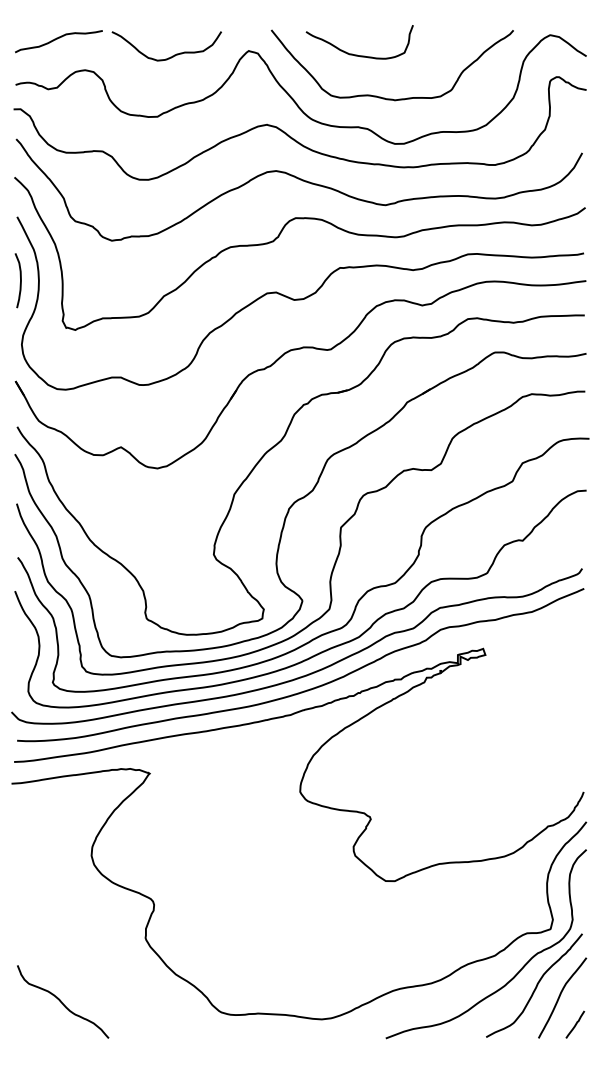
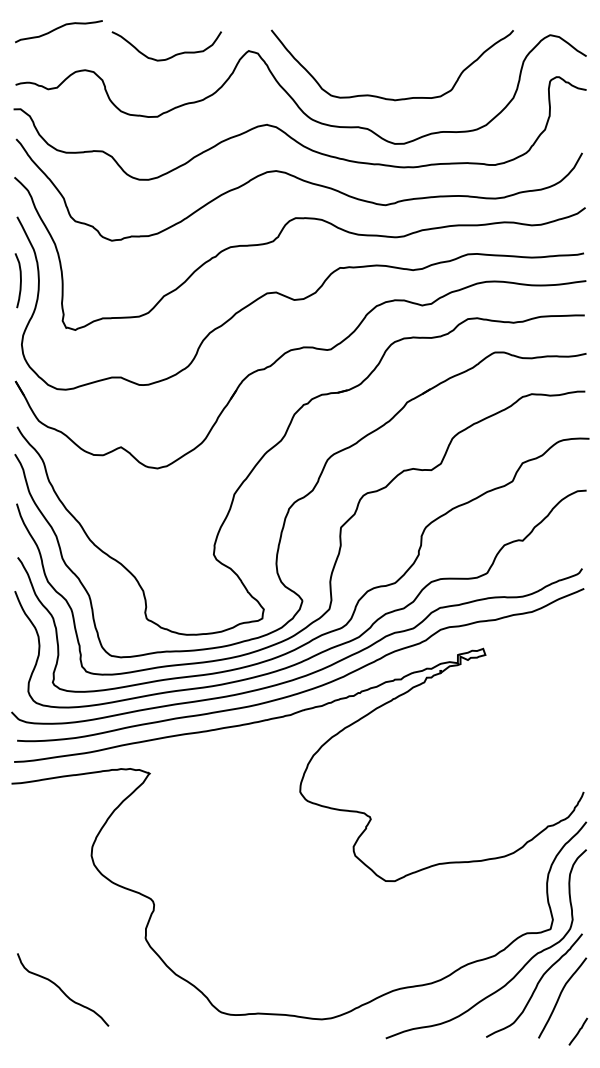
curve position: (57, 39) -> (57, 29) (57, 29)
curve: present -> none (357, 54)
curve position: (62, 1002) -> (62, 990) (62, 990)
line position: (575, 1024) -> (578, 1031) (578, 1031)
